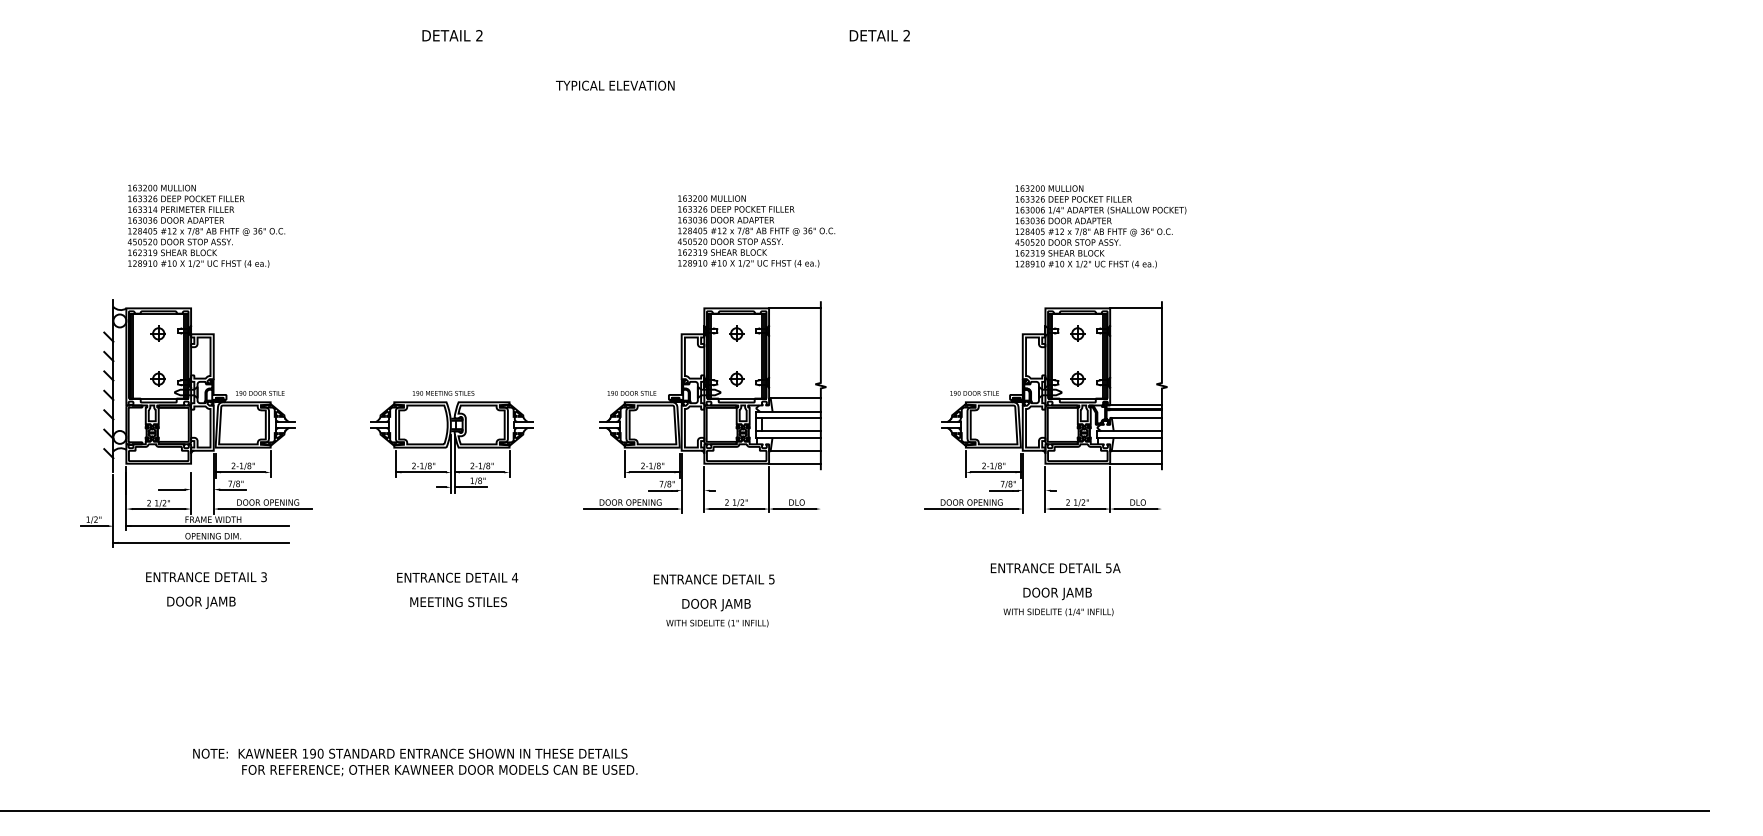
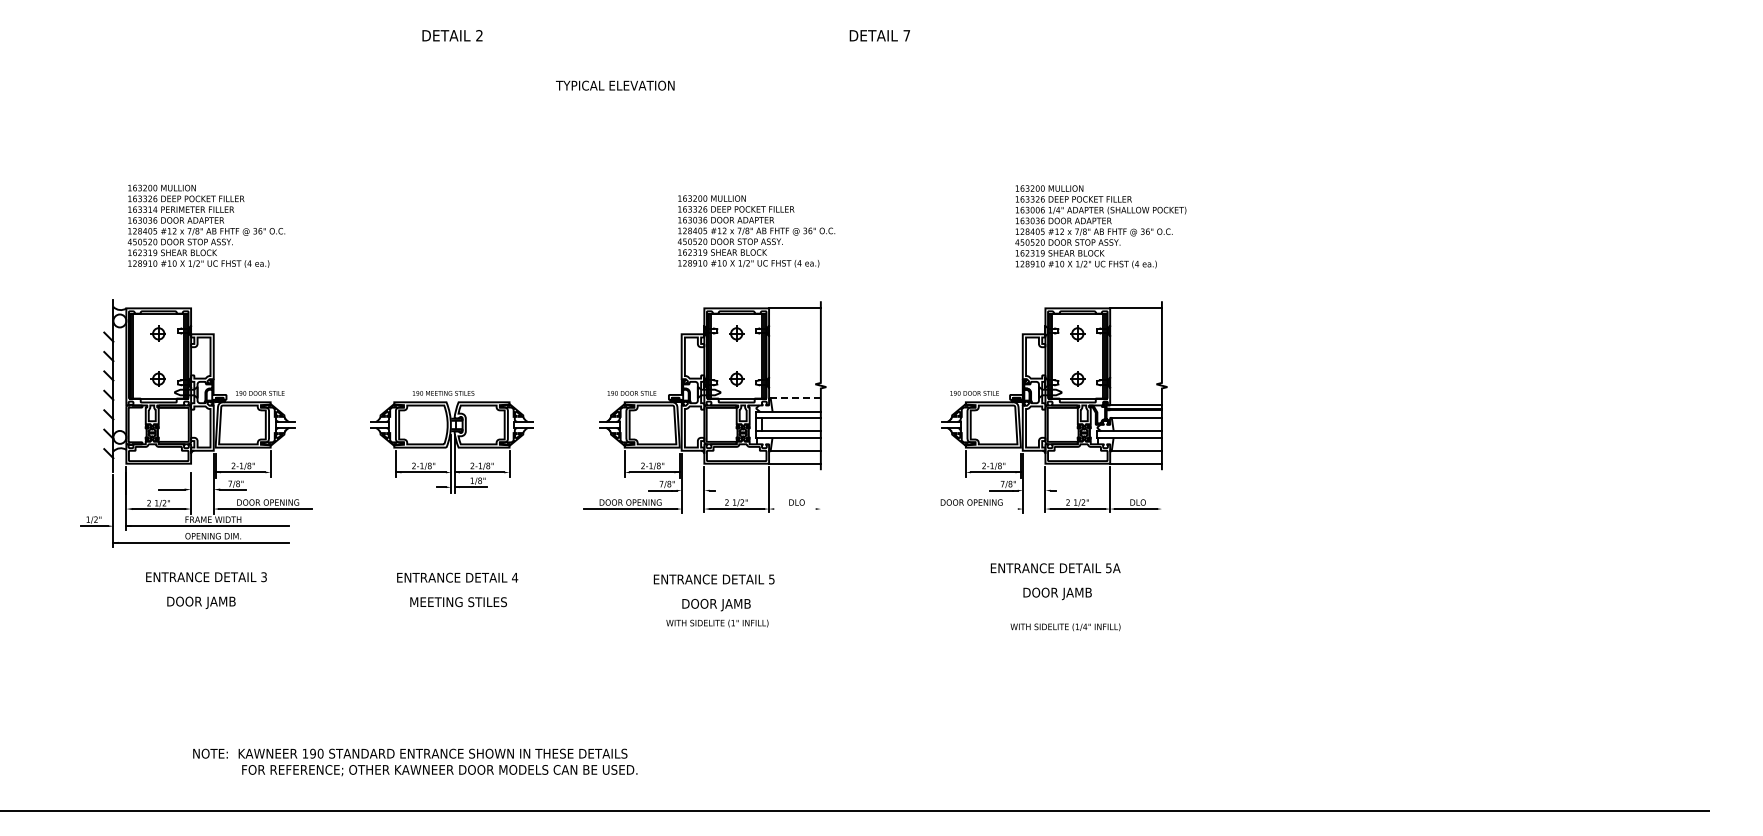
text: 2 -> 7 (906, 35)
line: solid -> dashed (796, 398)
line: present -> none (794, 509)
line: present -> none (970, 509)
text position: (1058, 612) -> (1065, 627) (1065, 627)
